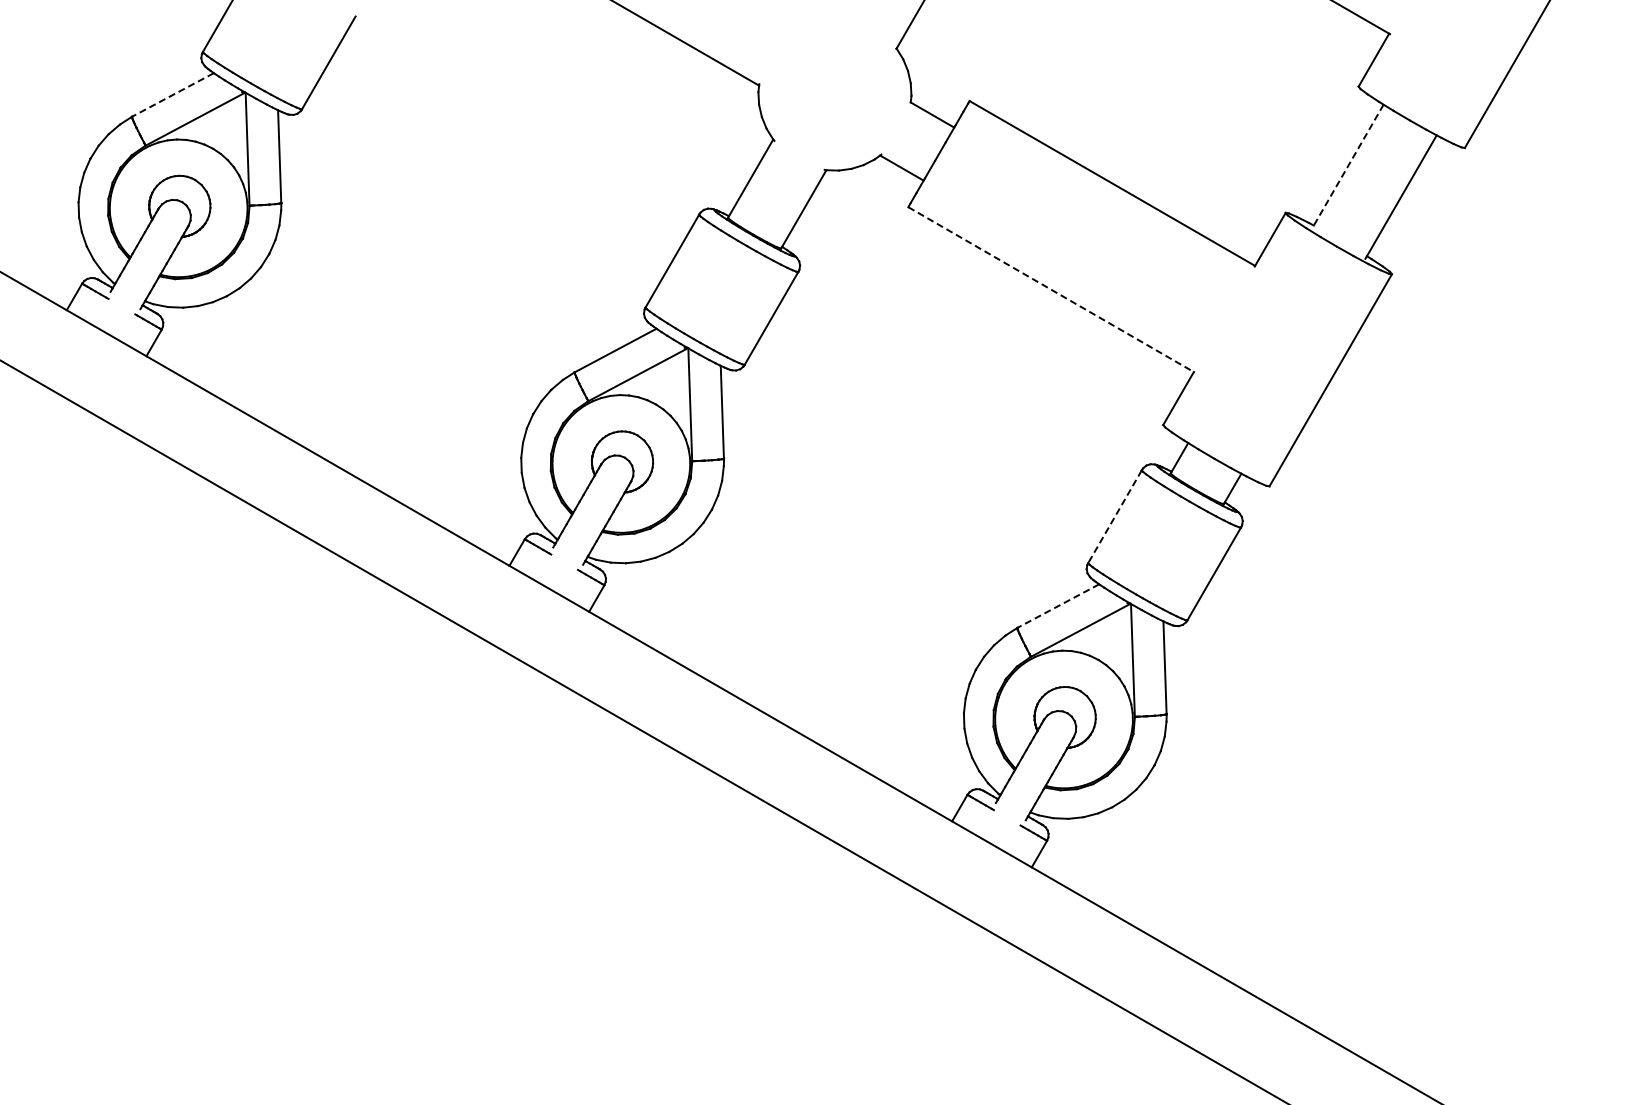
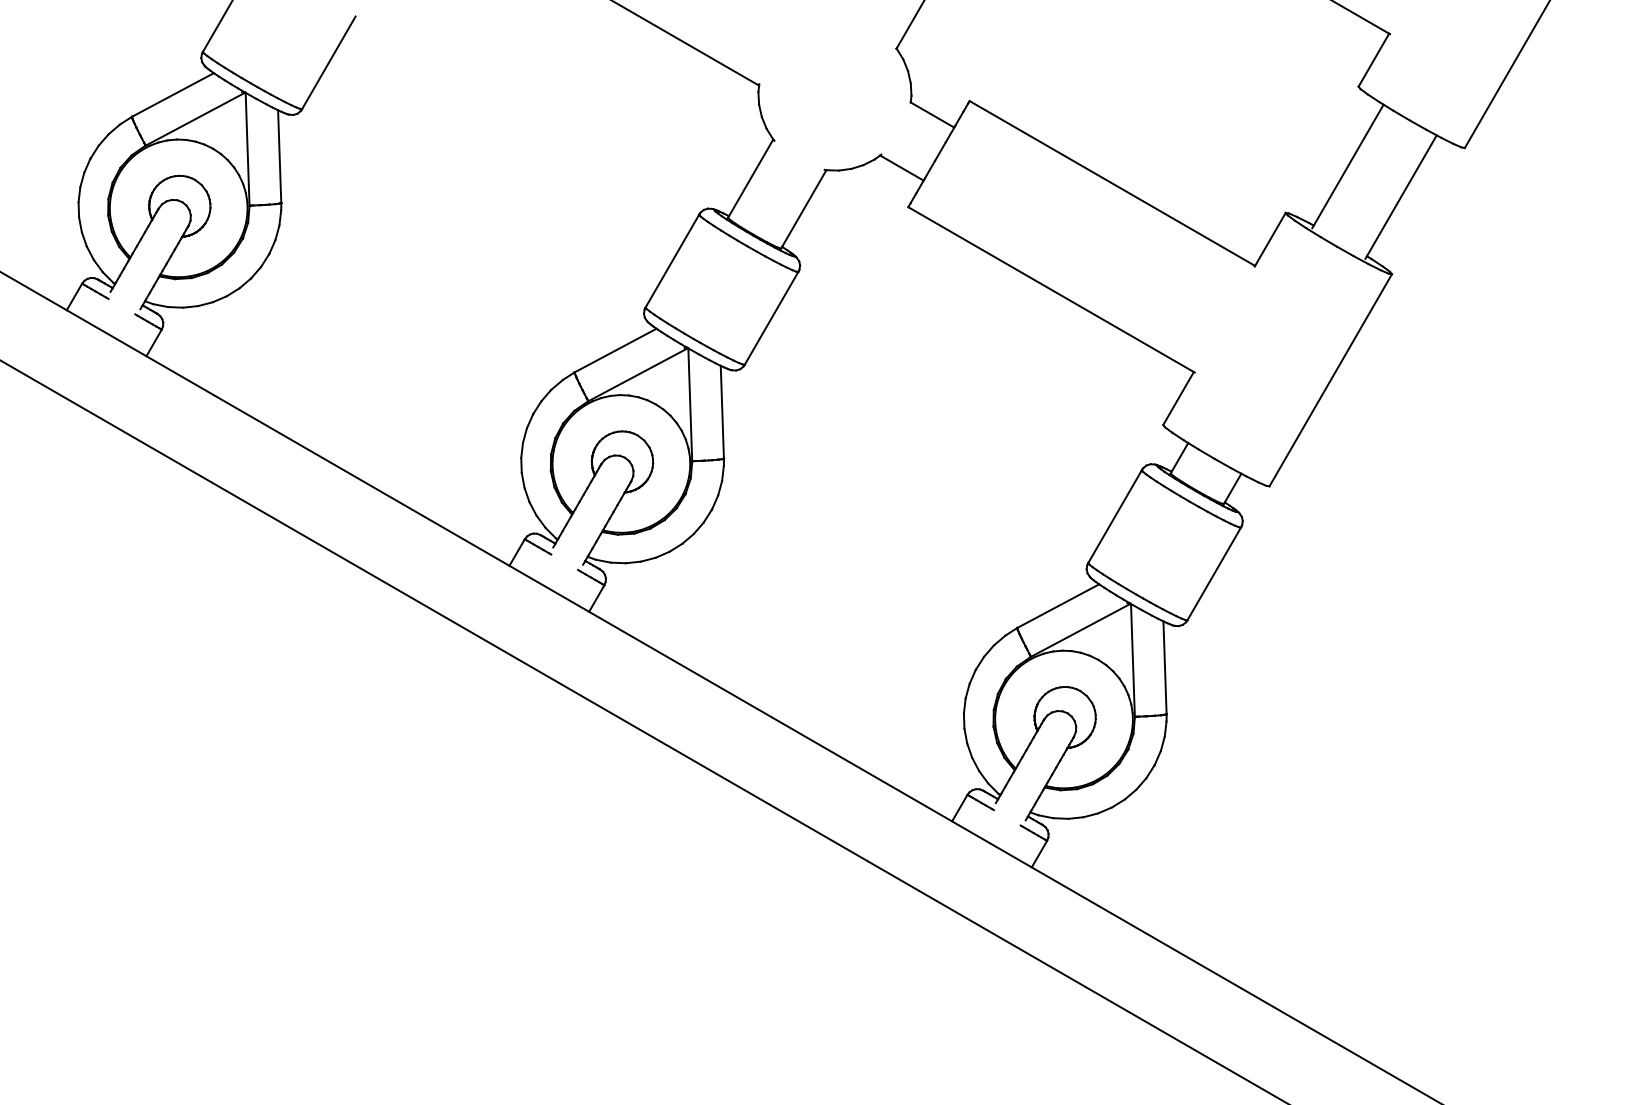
line: dashed -> solid (172, 95)
line: dashed -> solid (1347, 166)
line: dashed -> solid (1051, 290)
line: dashed -> solid (1114, 516)
line: dashed -> solid (1057, 606)
